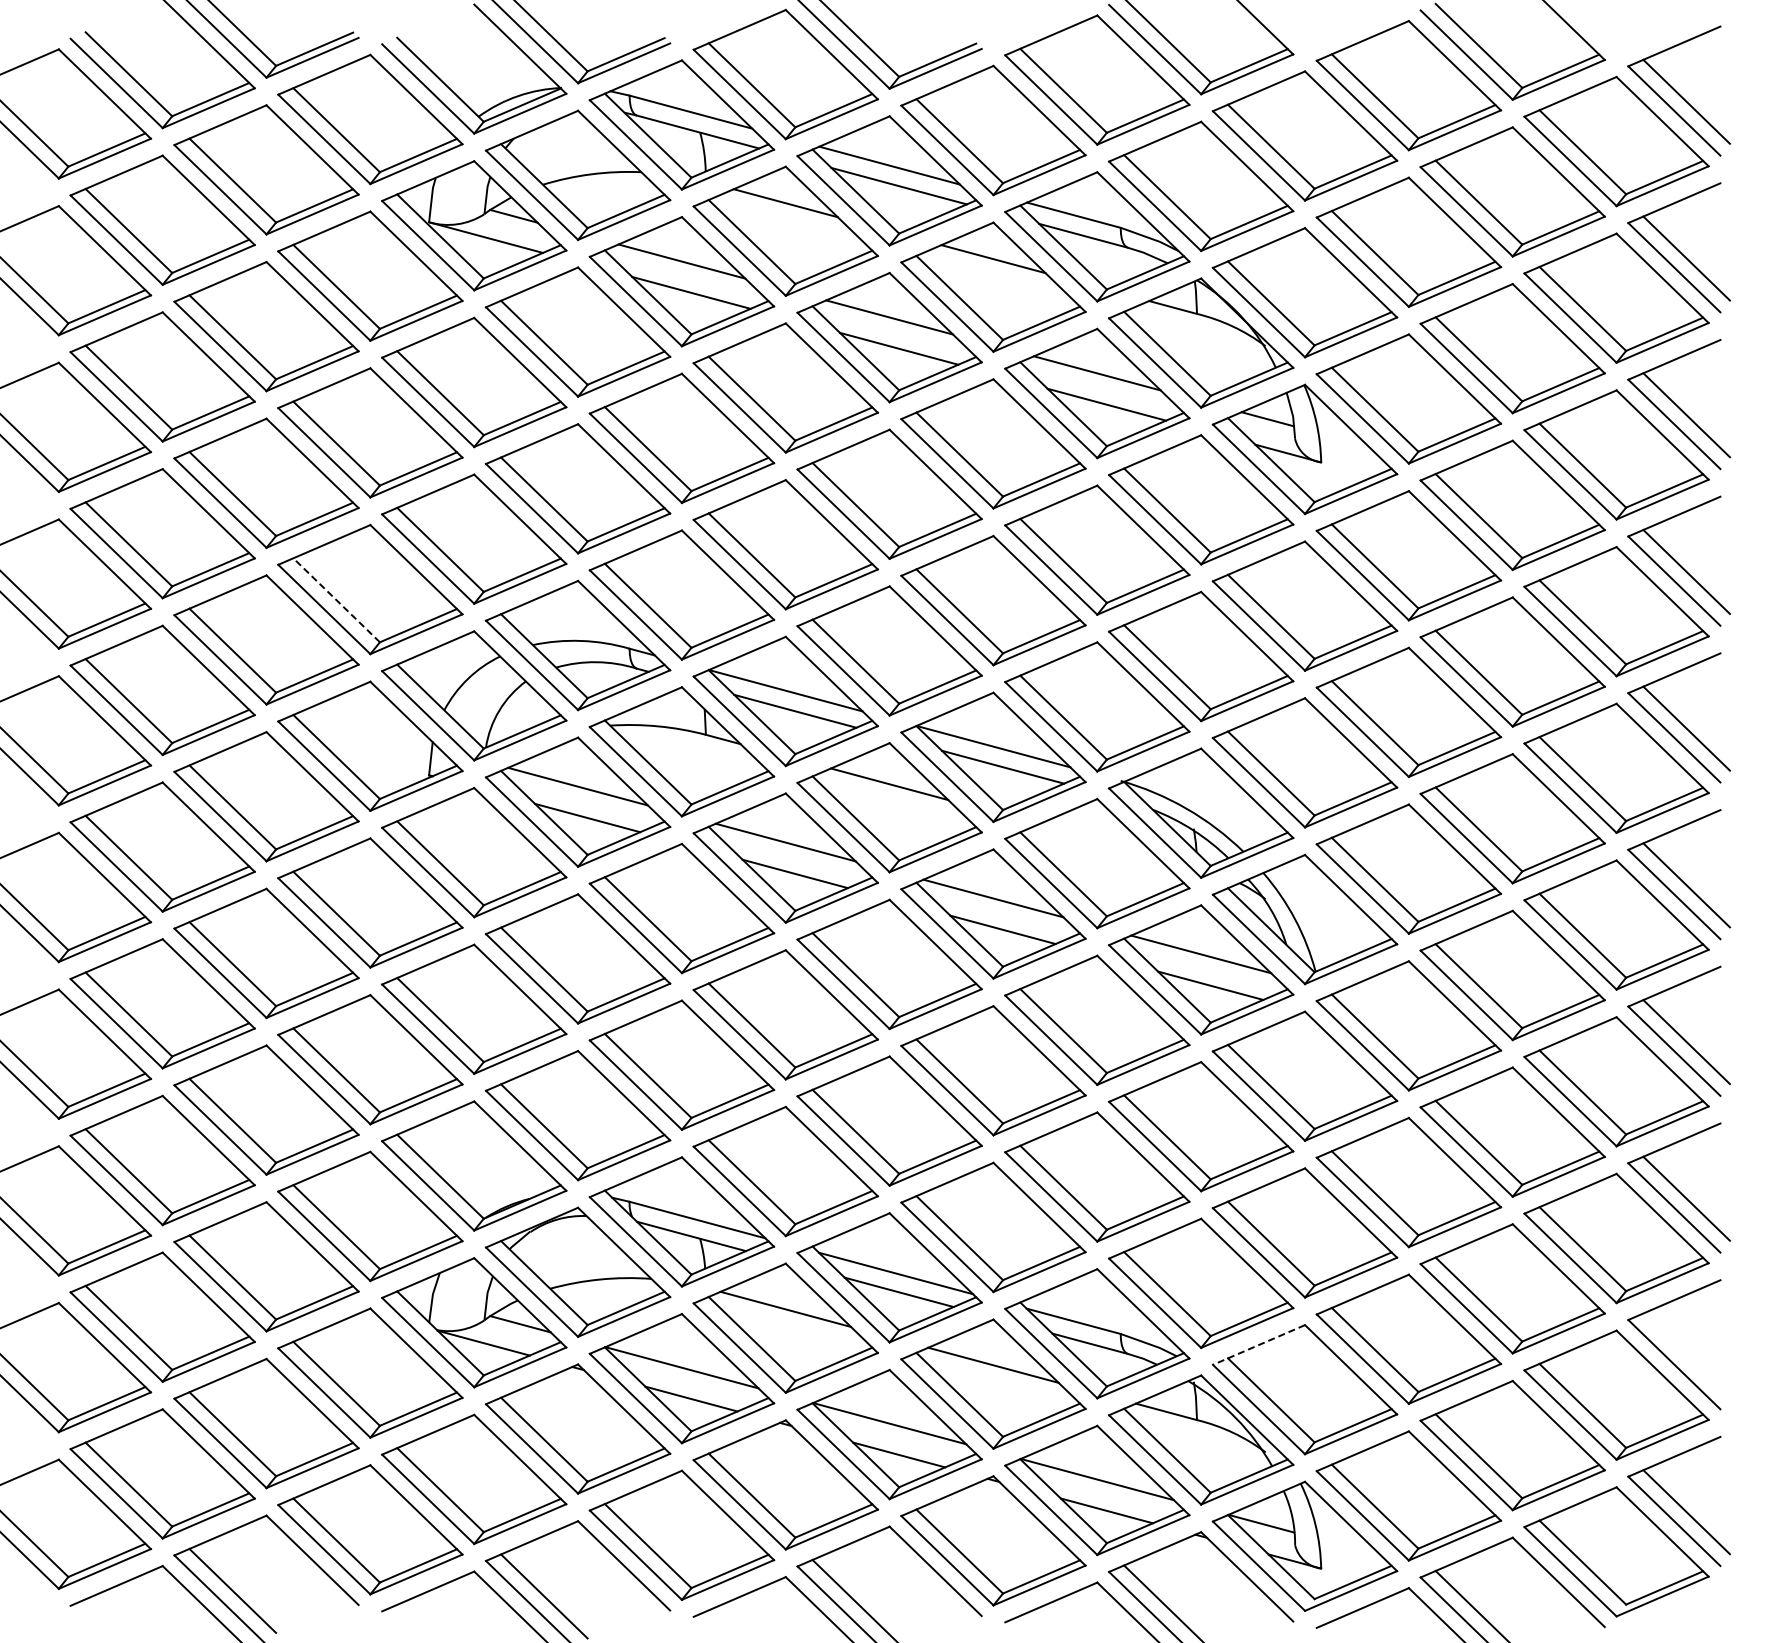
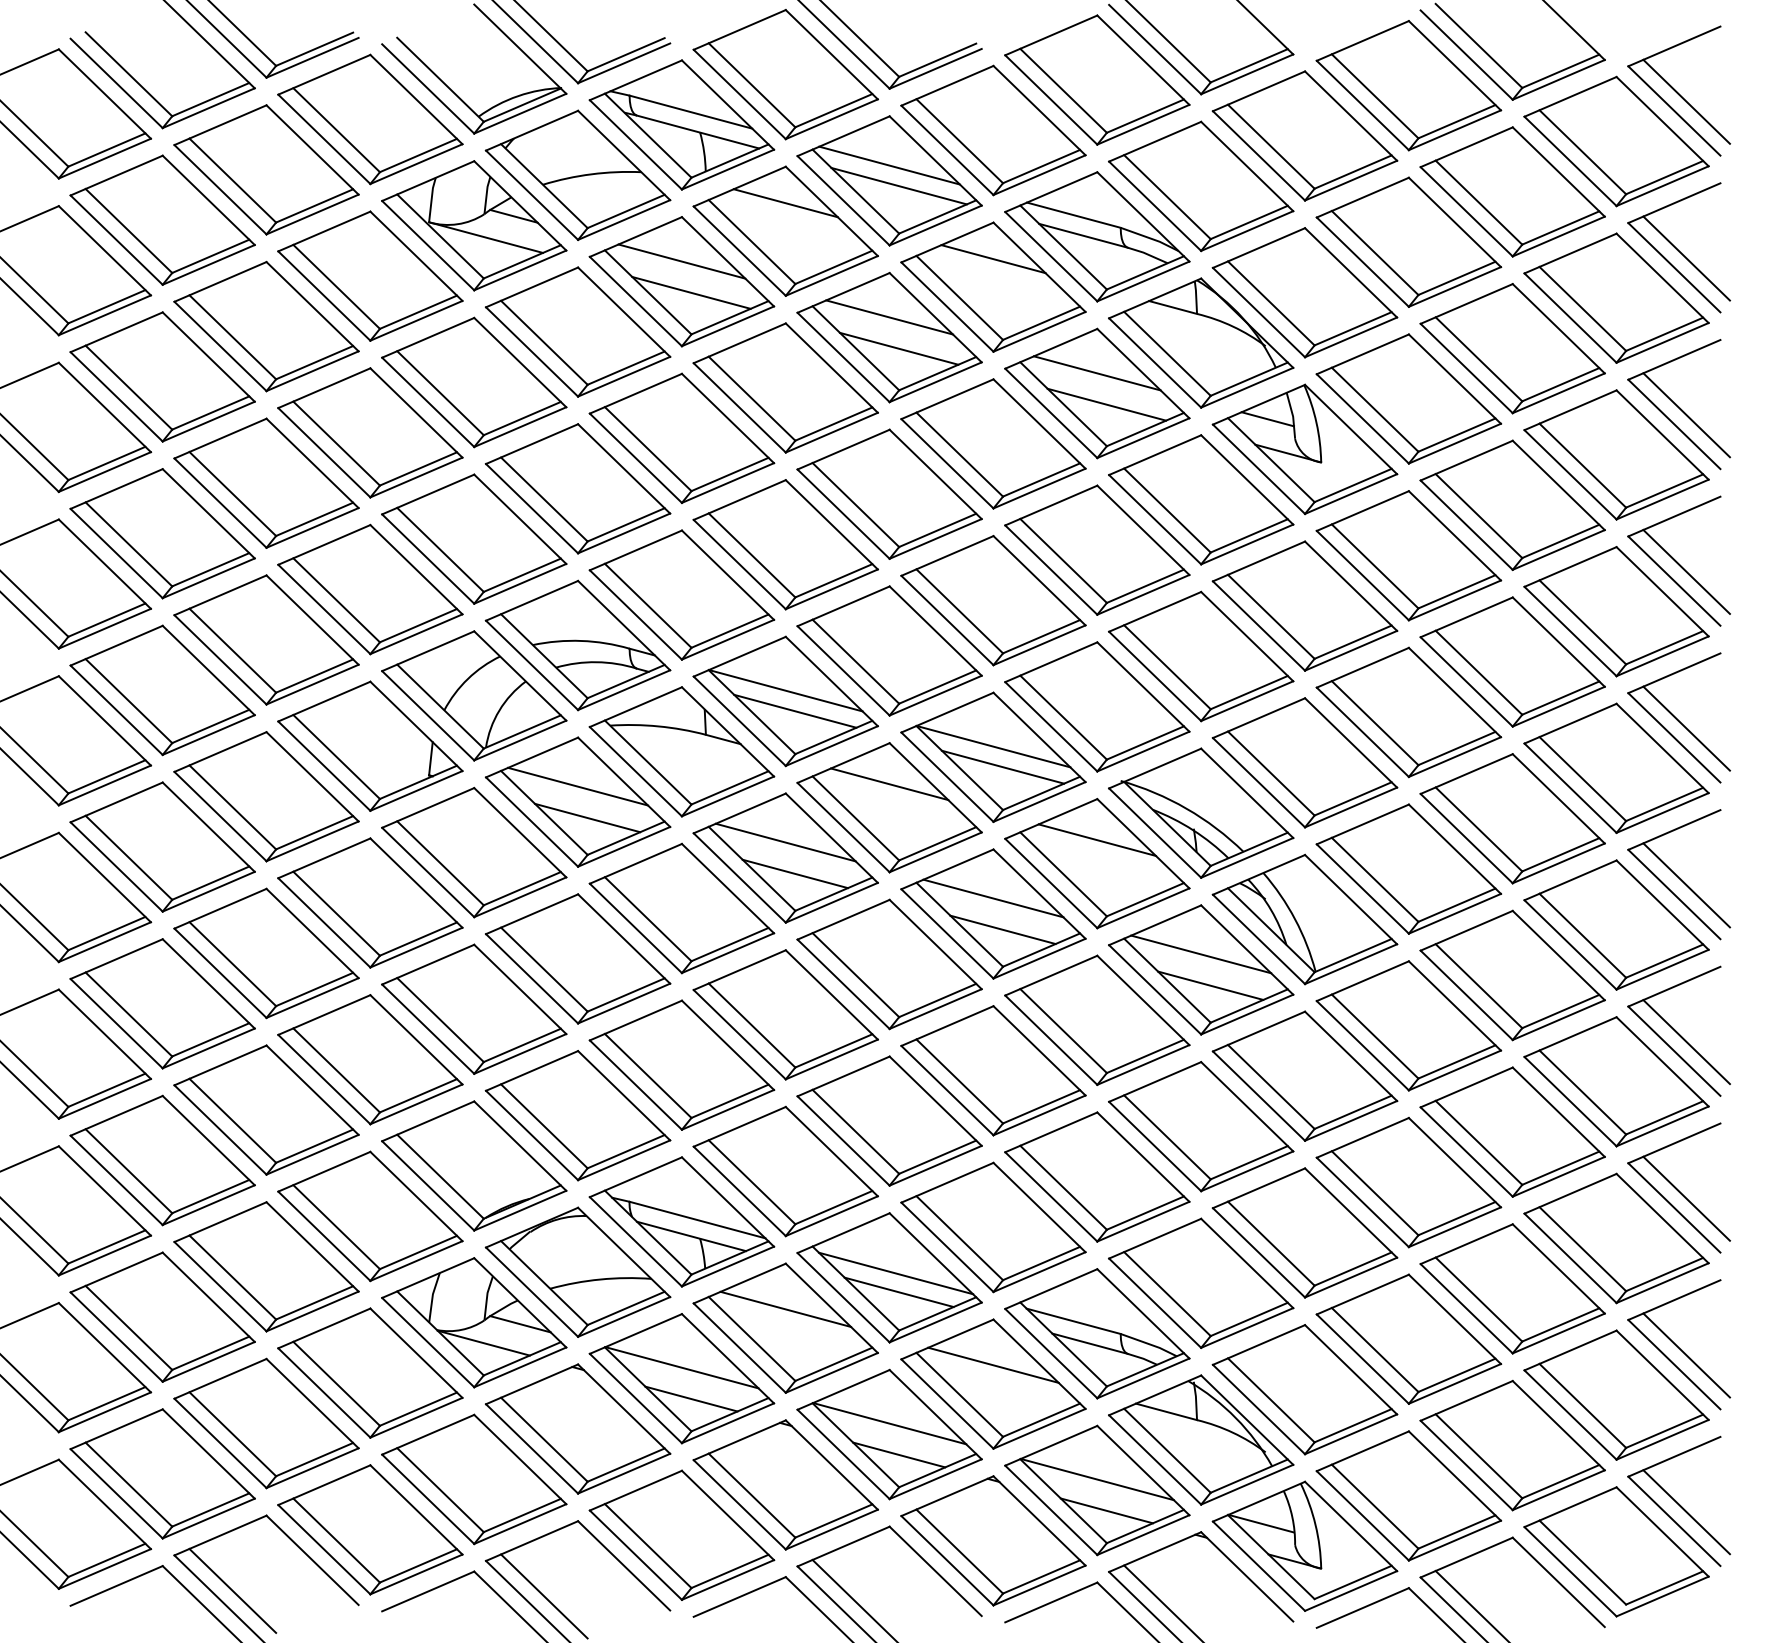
line: dashed -> solid (336, 599)
line: none -> present (1096, 839)
line: dashed -> solid (1258, 1345)
line: none -> present (1686, 1355)
